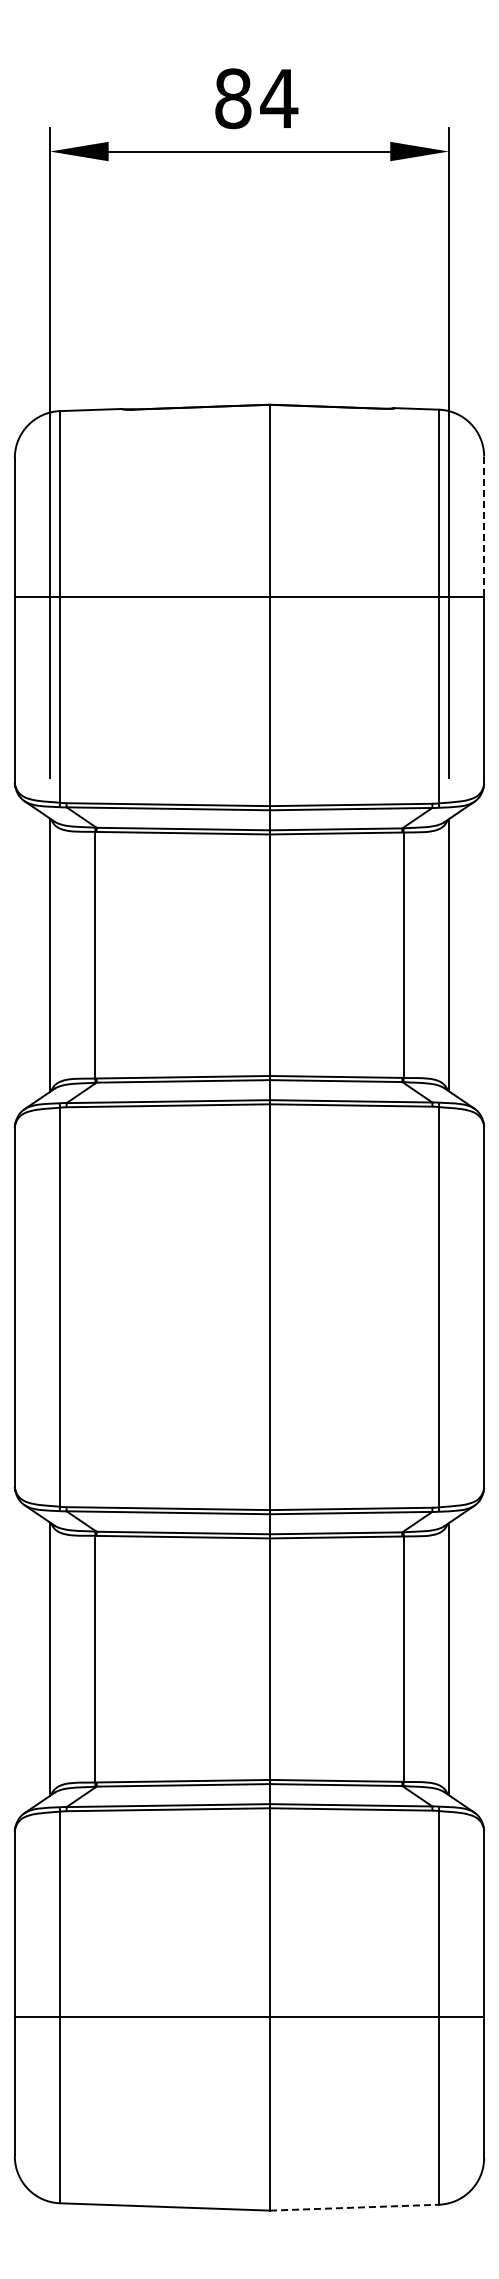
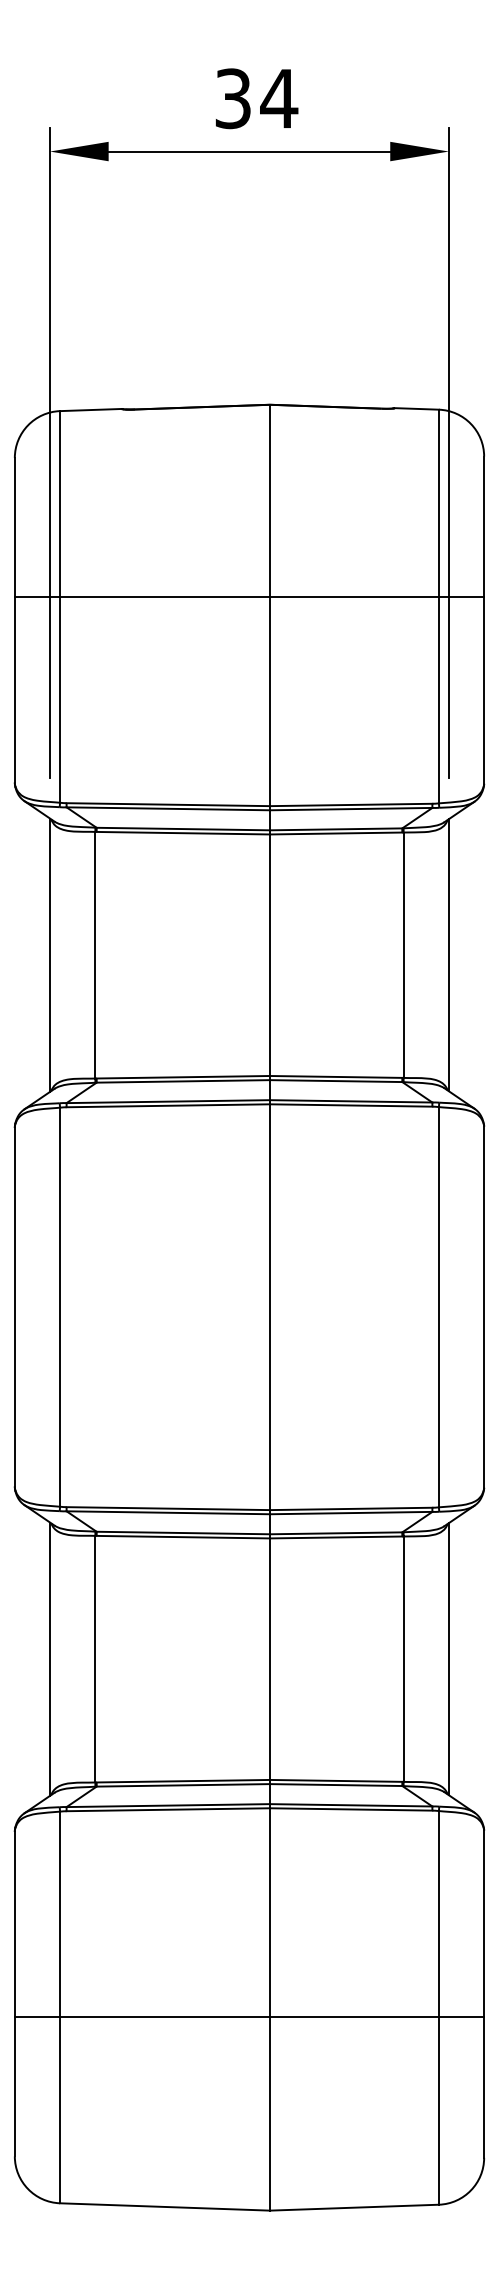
text: 84 -> 34 (233, 98)
line: dashed -> solid (484, 527)
line: dashed -> solid (354, 2207)
